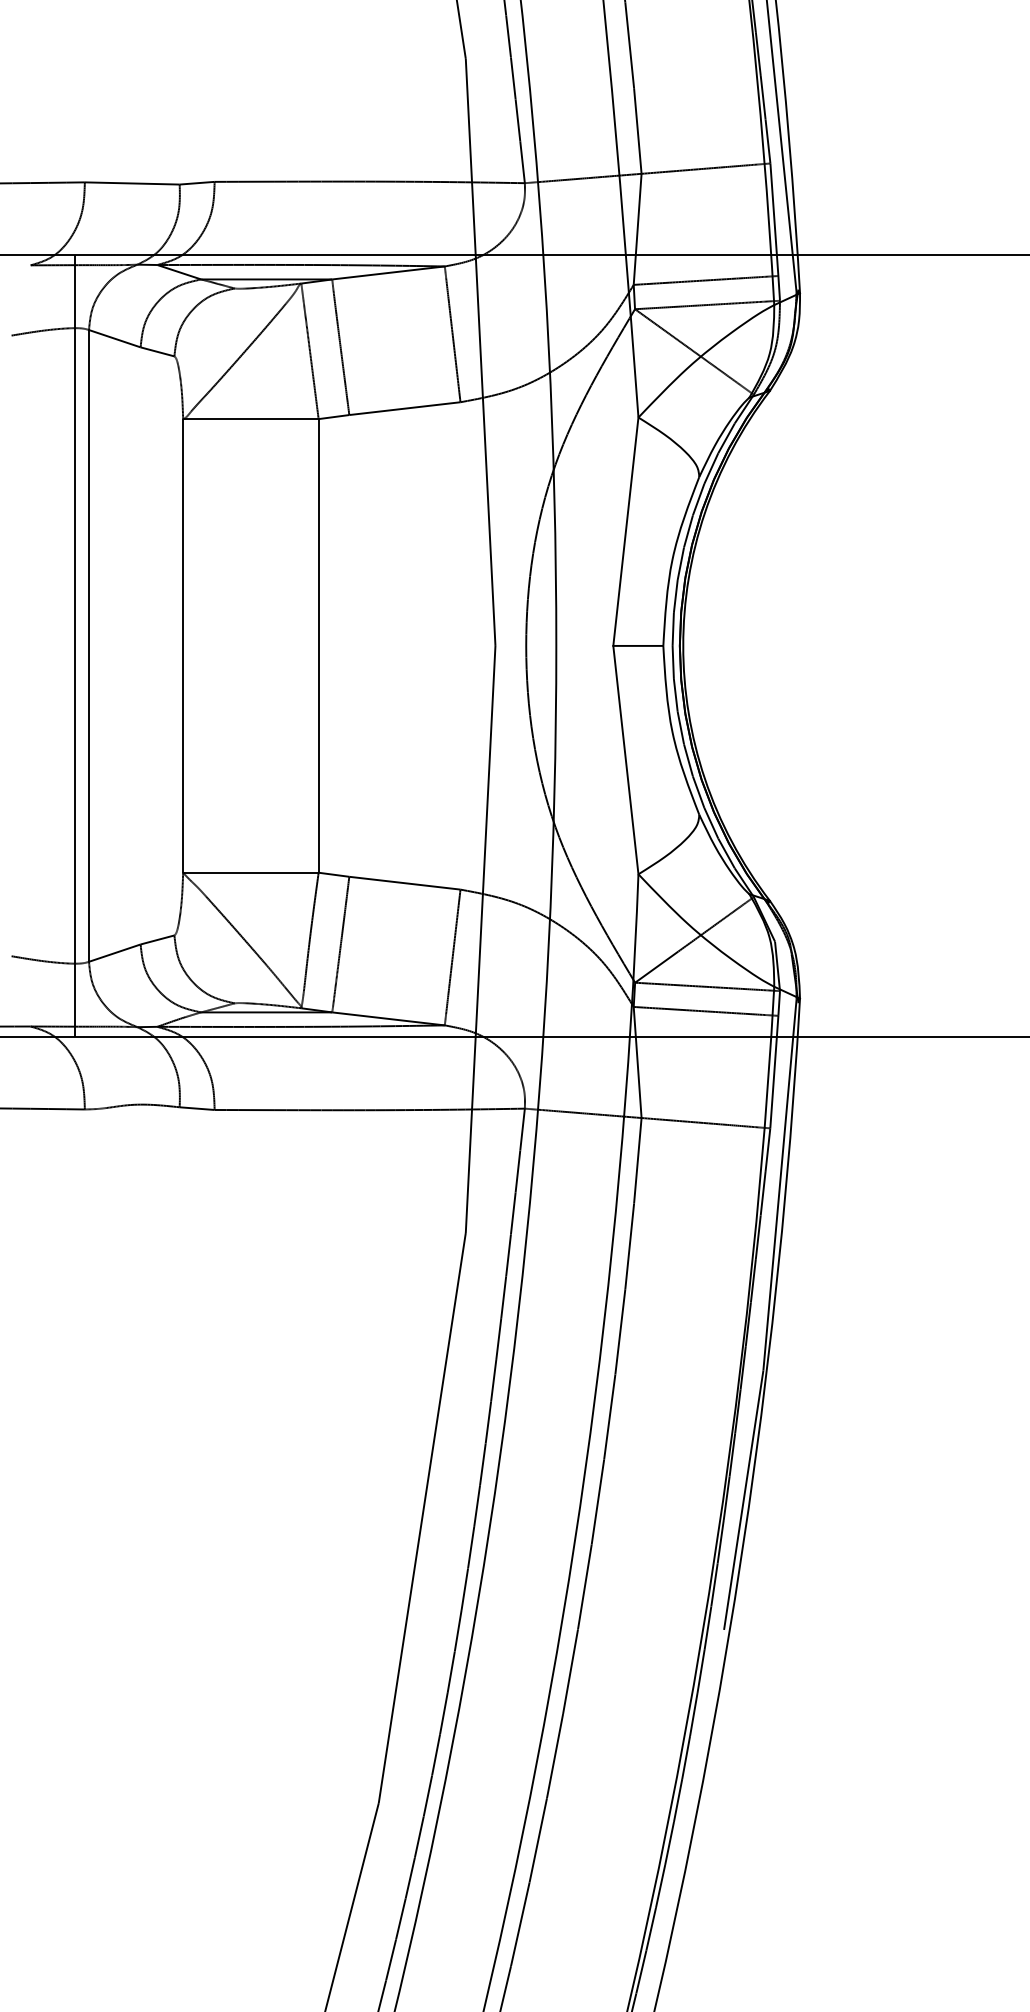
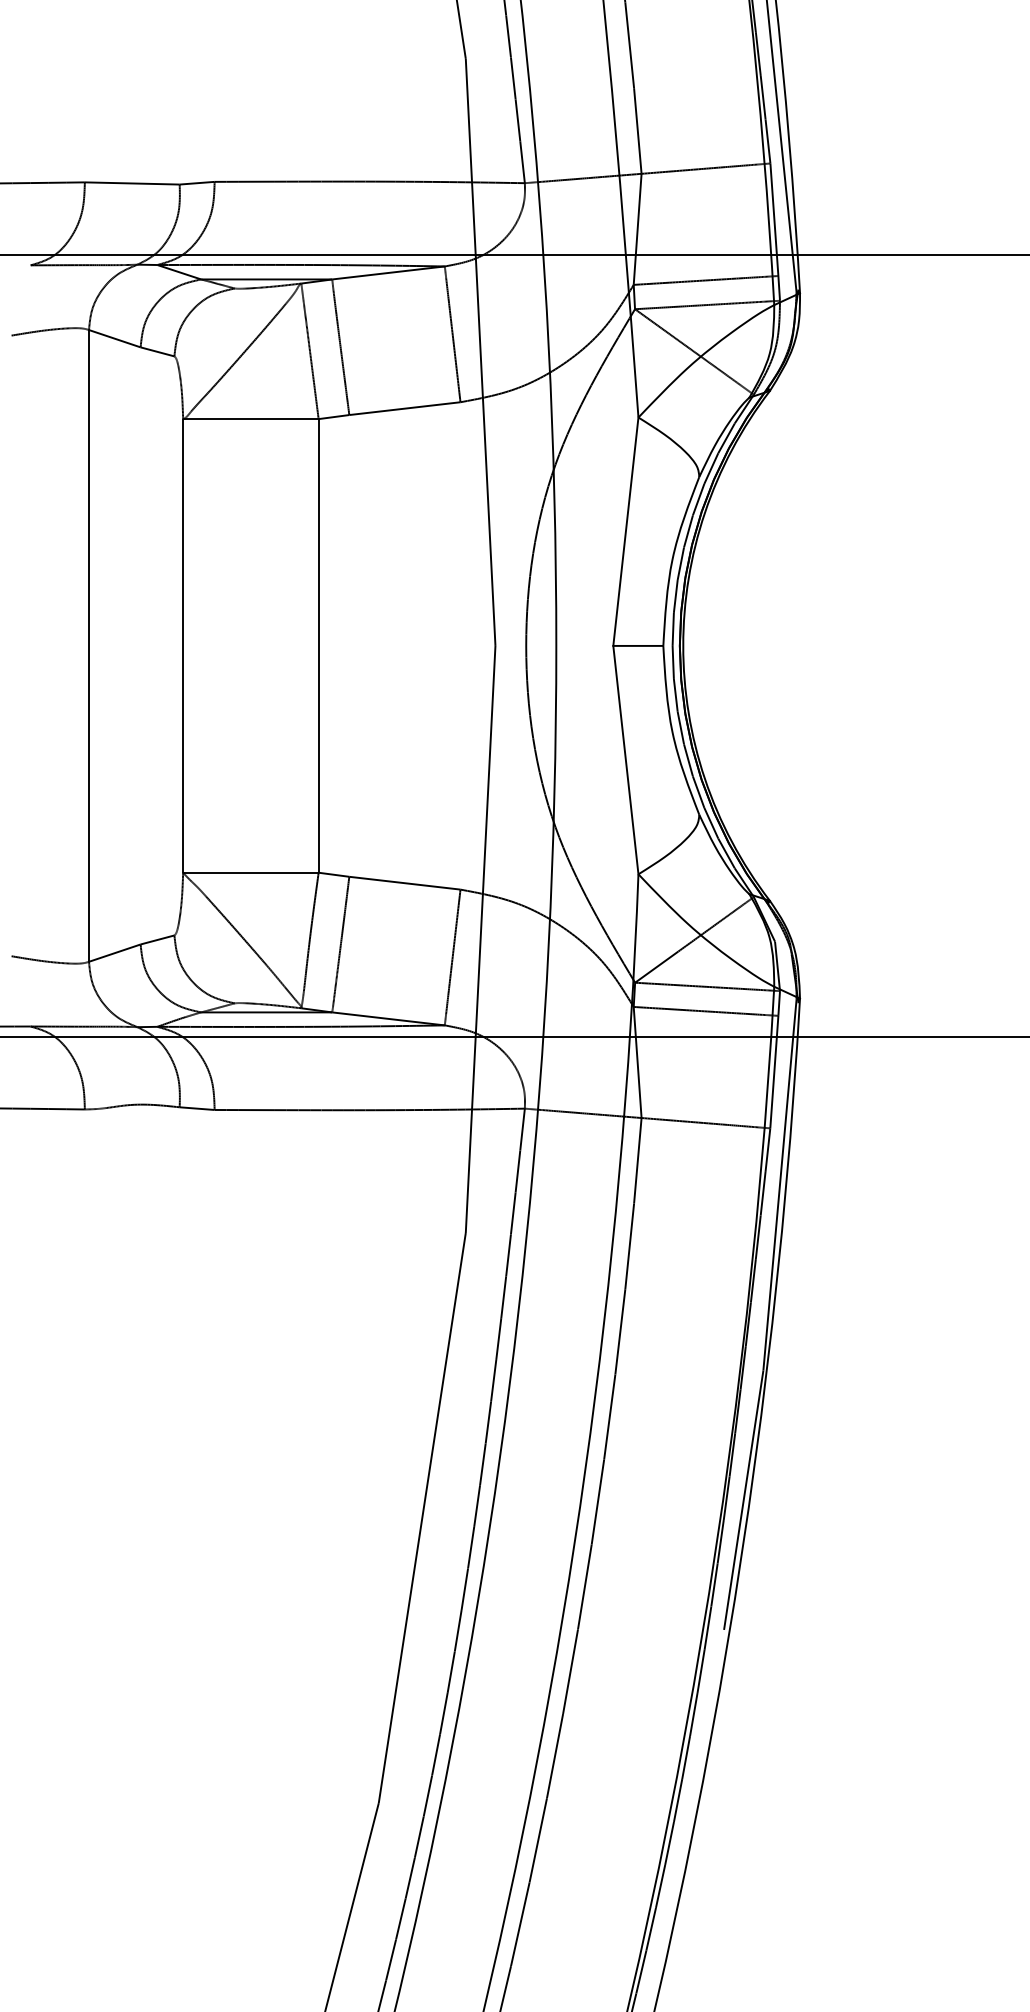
line: present -> none (74, 645)
